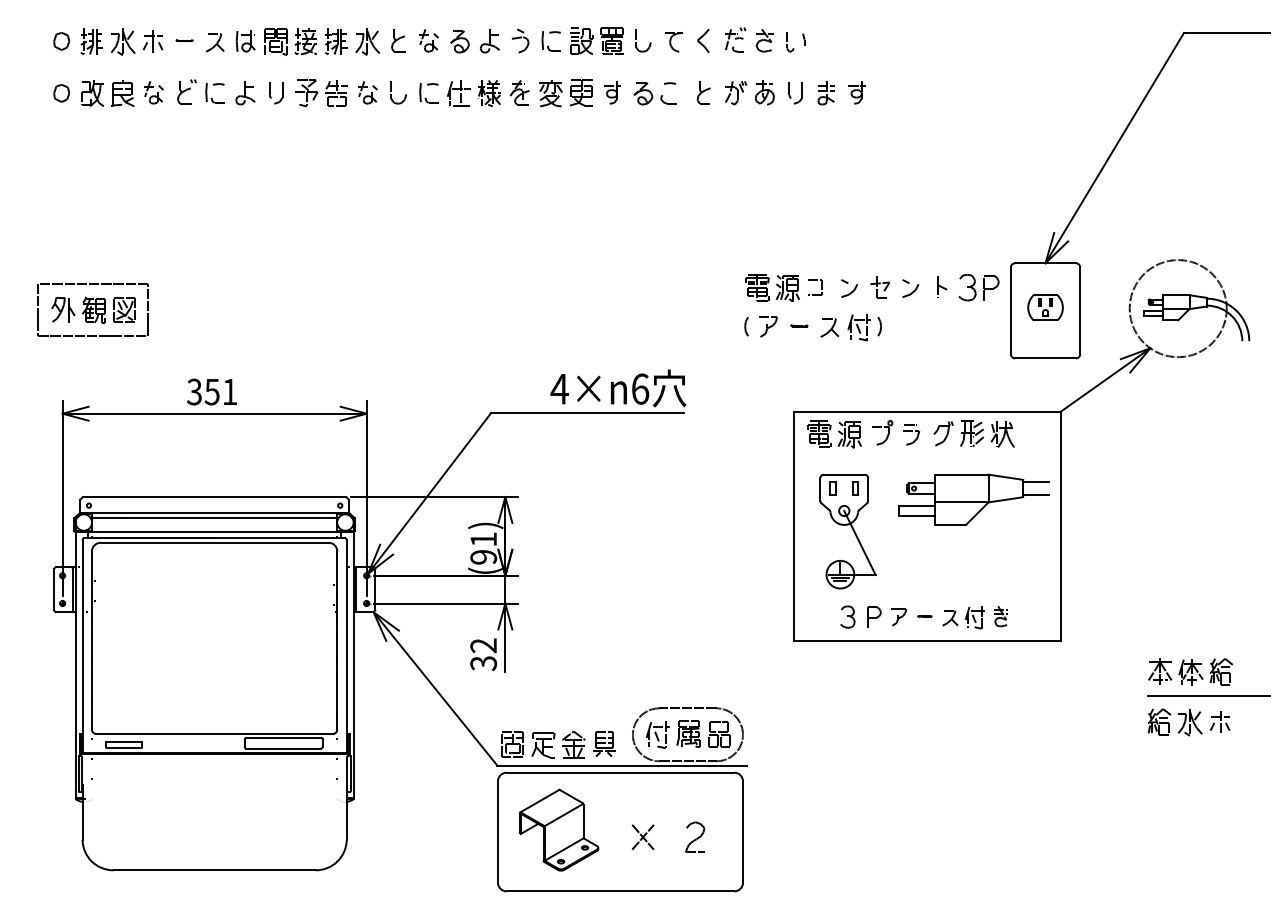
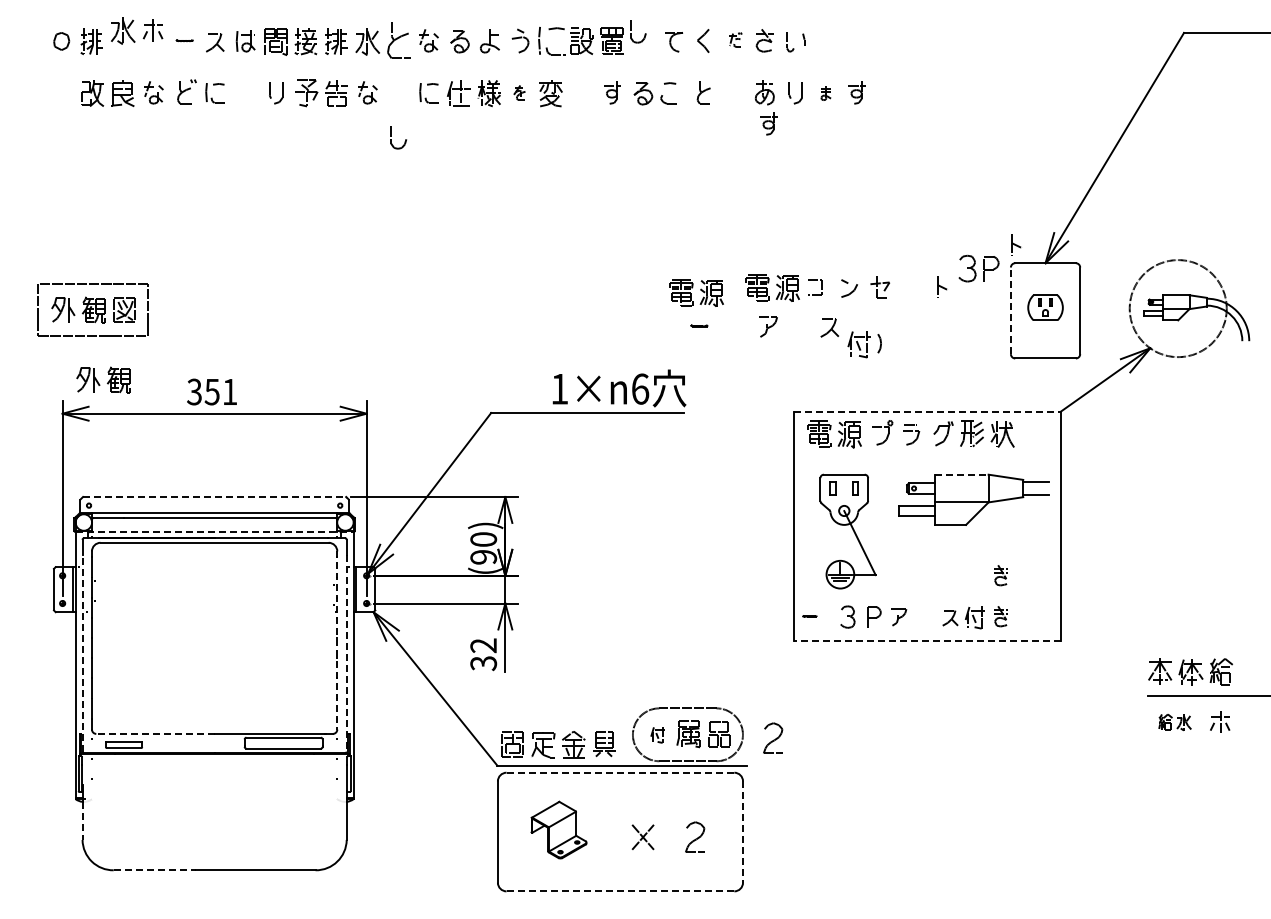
part position: (130, 37) -> (130, 26) (130, 26)
part size: 22x26 px -> 14x16 px (735, 39)
part size: 15x24 px -> 24x37 px (398, 40)
part size: 20x21 px -> 28x30 px (551, 40)
part position: (649, 43) -> (644, 34) (644, 34)
part position: (391, 91) -> (391, 136) (391, 136)
part size: 21x26 px -> 13x16 px (519, 92)
part: present -> none (581, 92)
part: present -> none (61, 93)
part: present -> none (245, 93)
part: present -> none (736, 93)
part size: 18x25 px -> 12x15 px (825, 93)
part: none -> present (768, 123)
part: none -> present (1016, 244)
part position: (978, 287) -> (978, 268) (978, 268)
part: present -> none (910, 288)
part: none -> present (696, 292)
line: solid -> dashed (1010, 310)
line position: (799, 325) -> (699, 325) (699, 325)
part: present -> none (746, 326)
part position: (864, 327) -> (864, 344) (864, 344)
part: none -> present (103, 379)
text: 4× -> 1× (559, 389)
line: solid -> dashed (927, 411)
line: solid -> dashed (961, 474)
line: solid -> dashed (214, 496)
line: solid -> dashed (215, 532)
text: 91 -> 90 (483, 539)
part: none -> present (1000, 575)
line position: (924, 616) -> (809, 616) (809, 616)
line: solid -> dashed (337, 641)
line: solid -> dashed (926, 641)
line: solid -> dashed (82, 652)
line: solid -> dashed (346, 653)
part size: 56x29 px -> 34x18 px (1174, 722)
line: solid -> dashed (154, 733)
part size: 24x28 px -> 15x17 px (657, 735)
part: none -> present (773, 737)
line: solid -> dashed (620, 772)
line: solid -> dashed (82, 821)
part size: 82x84 px -> 58x60 px (558, 829)
line: solid -> dashed (743, 832)
line: solid -> dashed (155, 870)
line: solid -> dashed (620, 891)
